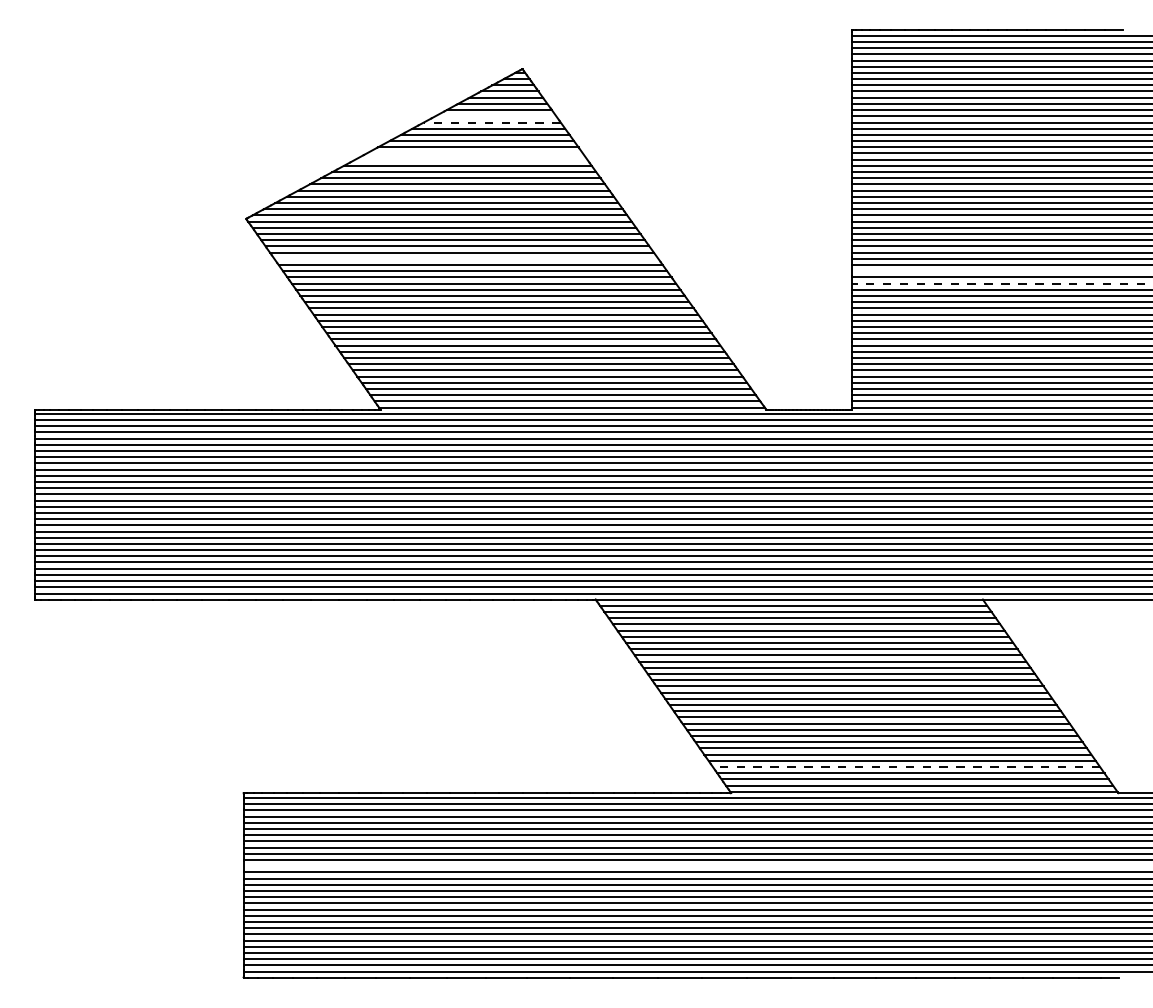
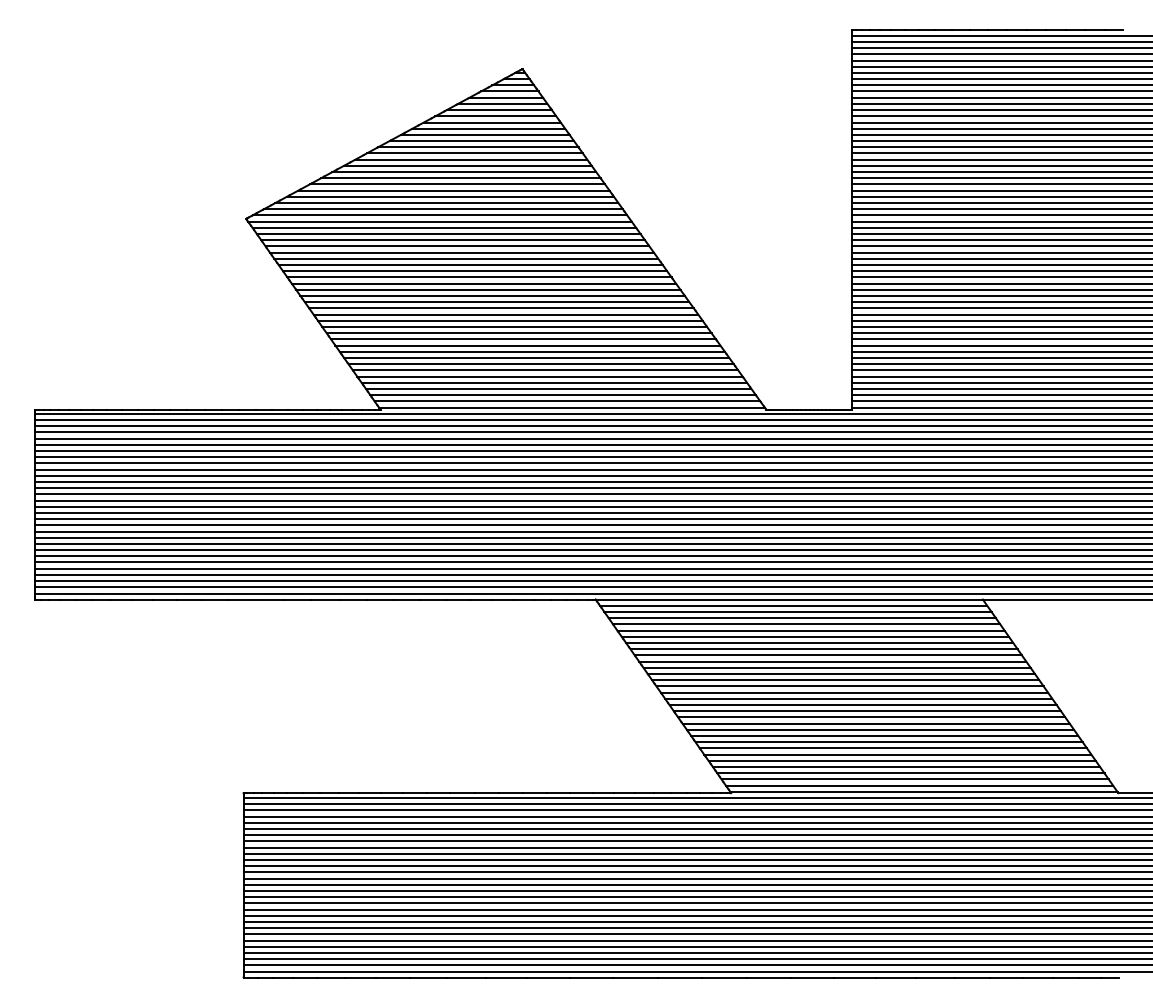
line: none -> present (495, 116)
line: dashed -> solid (491, 122)
line: none -> present (474, 153)
line: none -> present (471, 159)
line: none -> present (466, 258)
line: none -> present (1000, 271)
line: dashed -> solid (1001, 283)
line: dashed -> solid (906, 767)
line: none -> present (696, 866)
